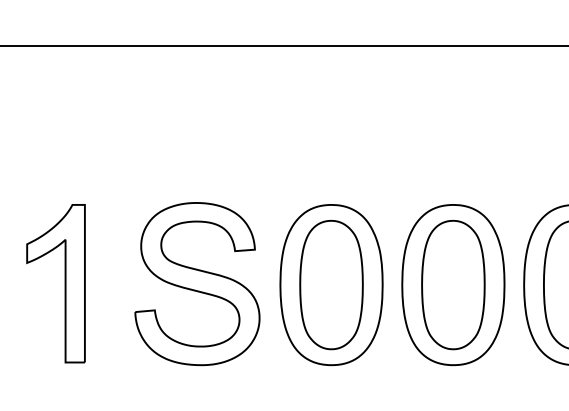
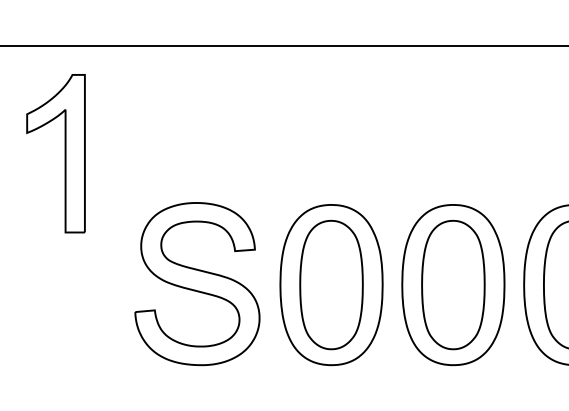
part position: (64, 283) -> (64, 153) (64, 153)
